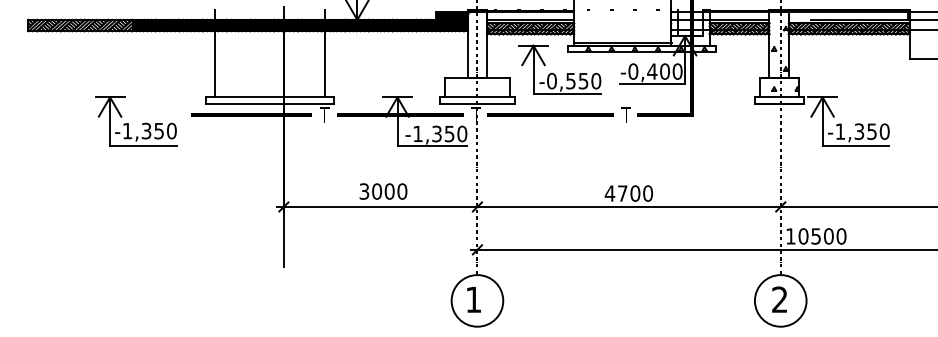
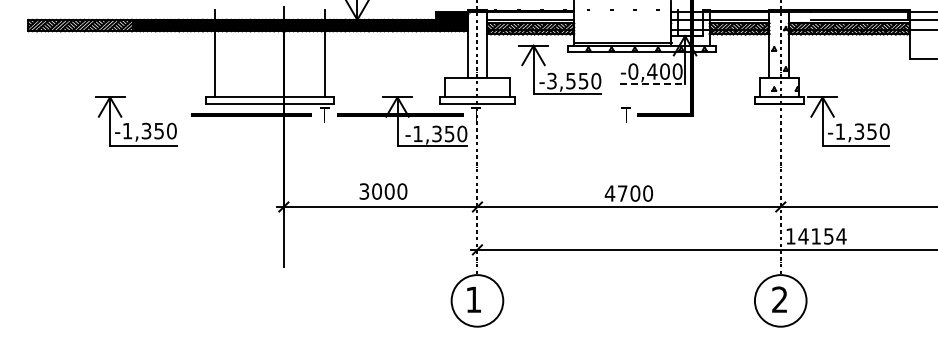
text: -0,550 -> -3,550 (551, 80)
line: solid -> dashed (653, 84)
line: present -> none (550, 114)
text: 10500 -> 14154 (822, 236)
